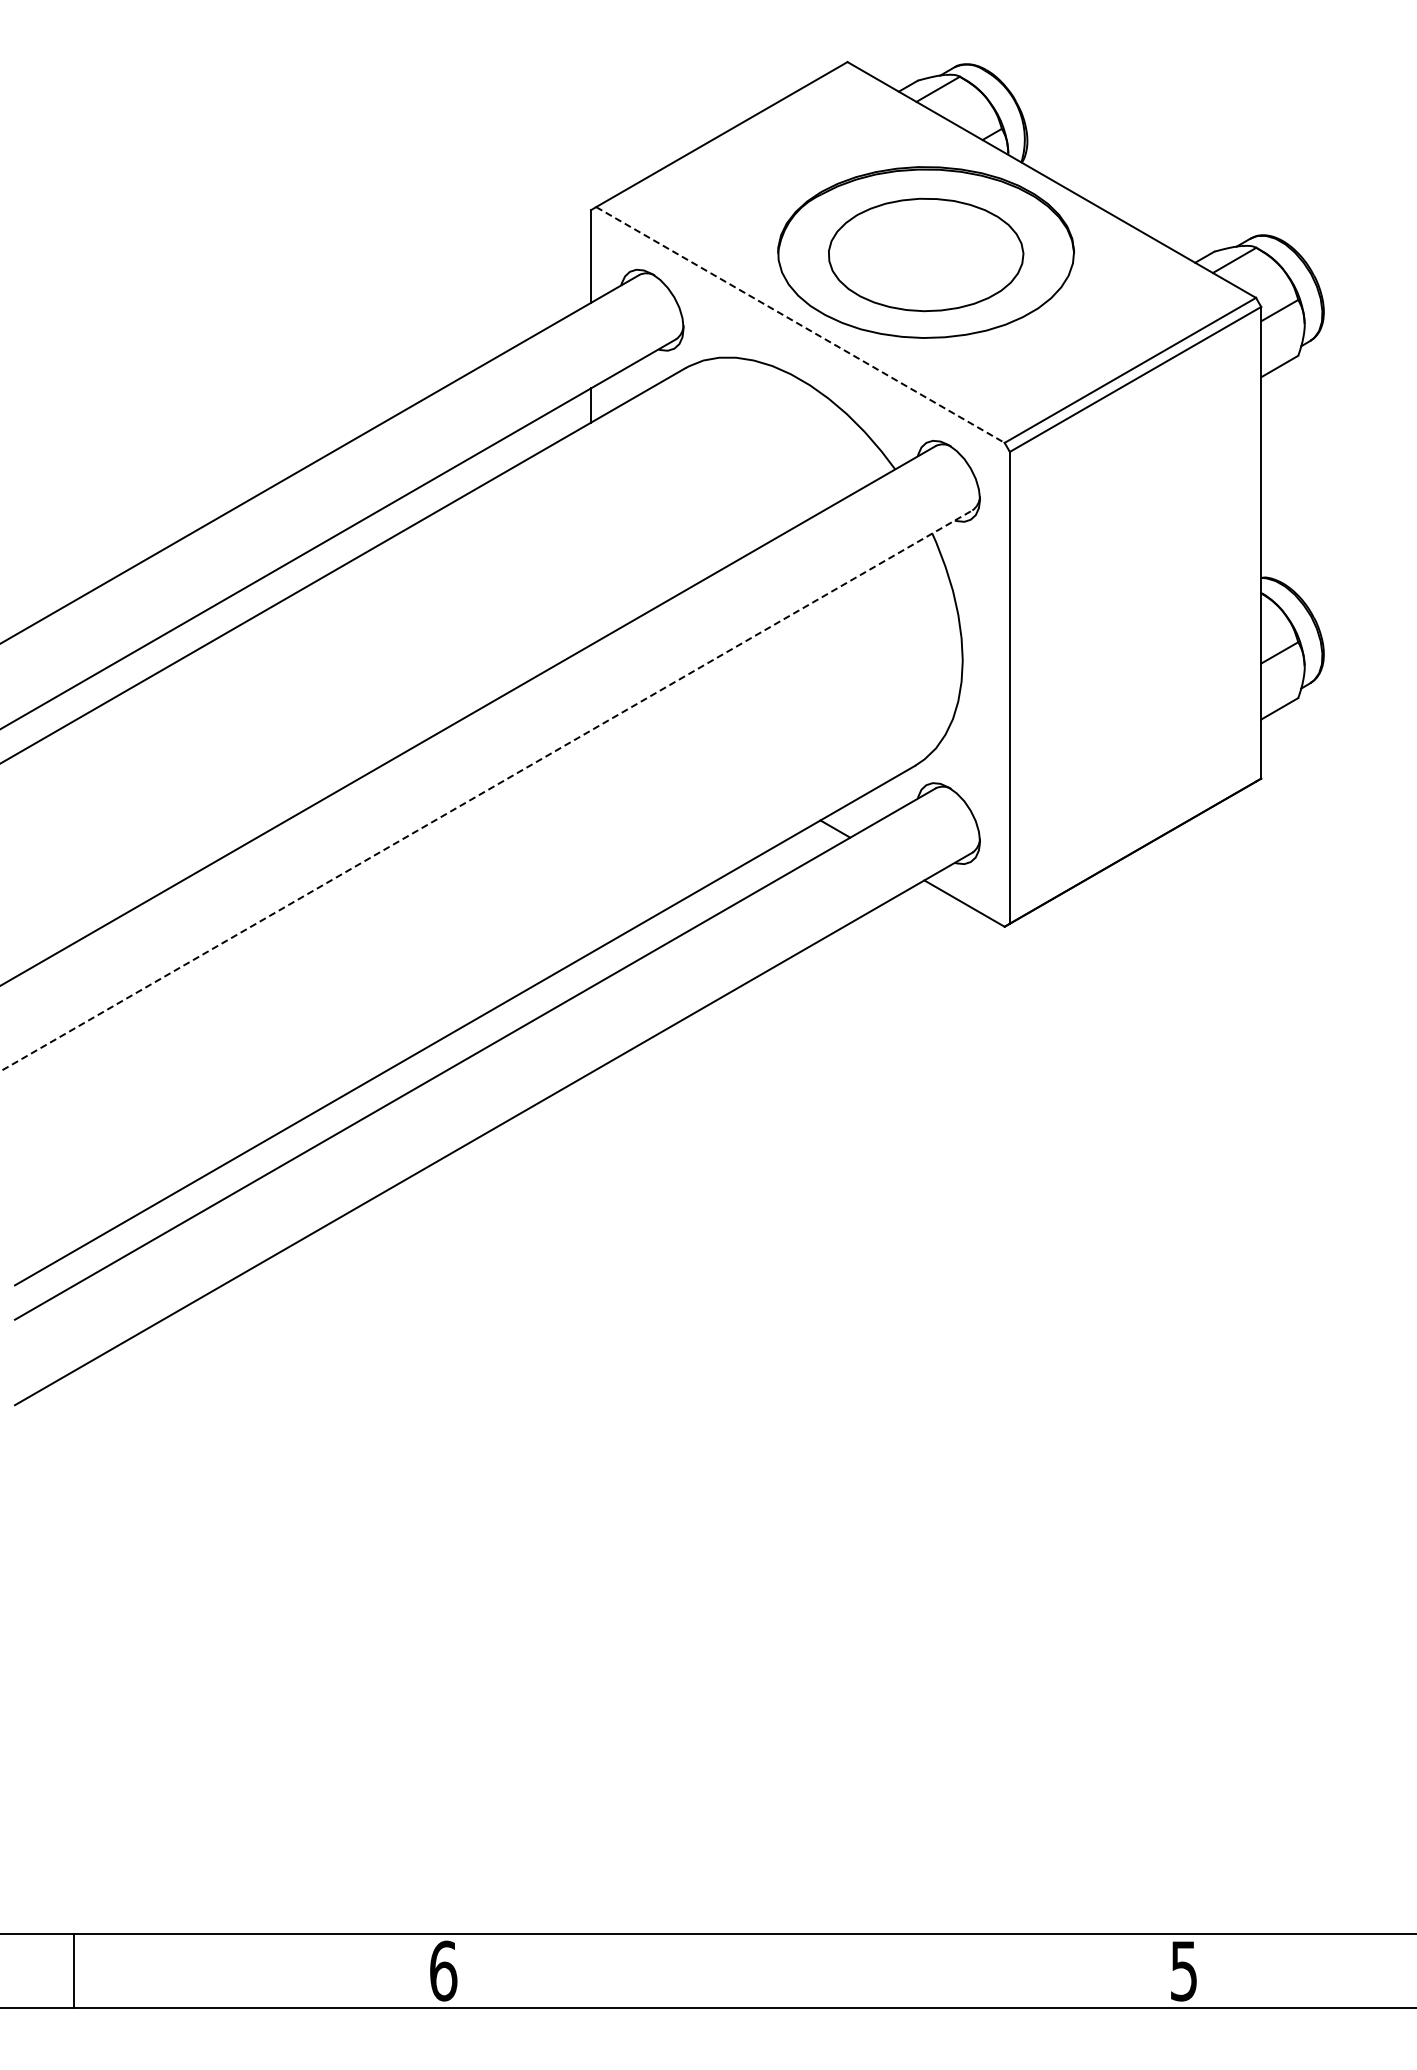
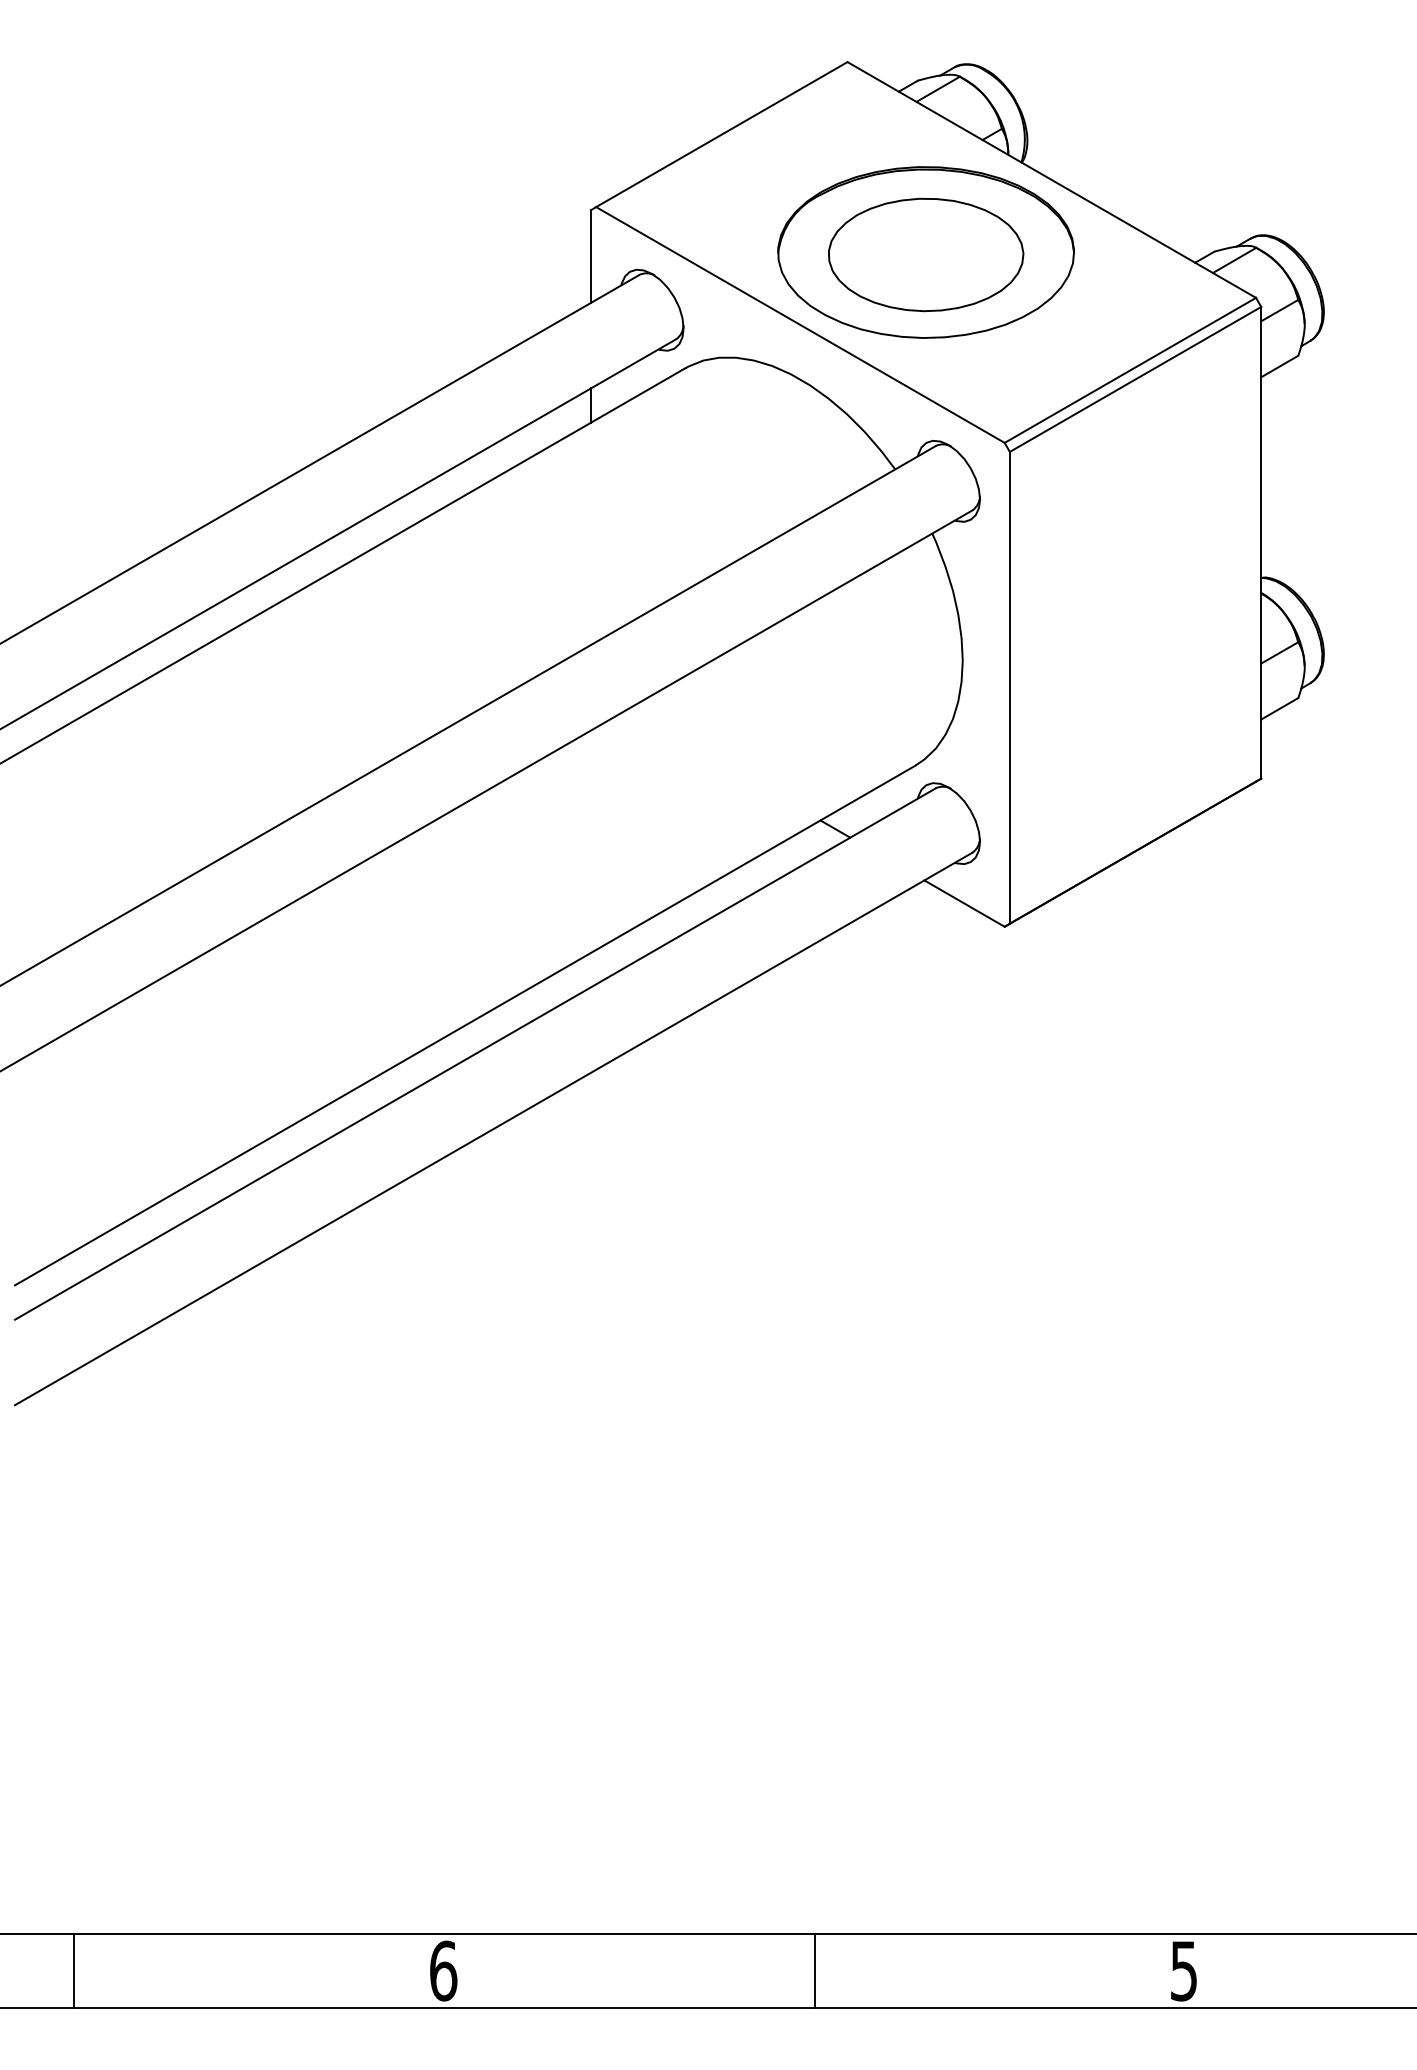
line: dashed -> solid (800, 325)
line: dashed -> solid (486, 790)
line: none -> present (814, 1970)
